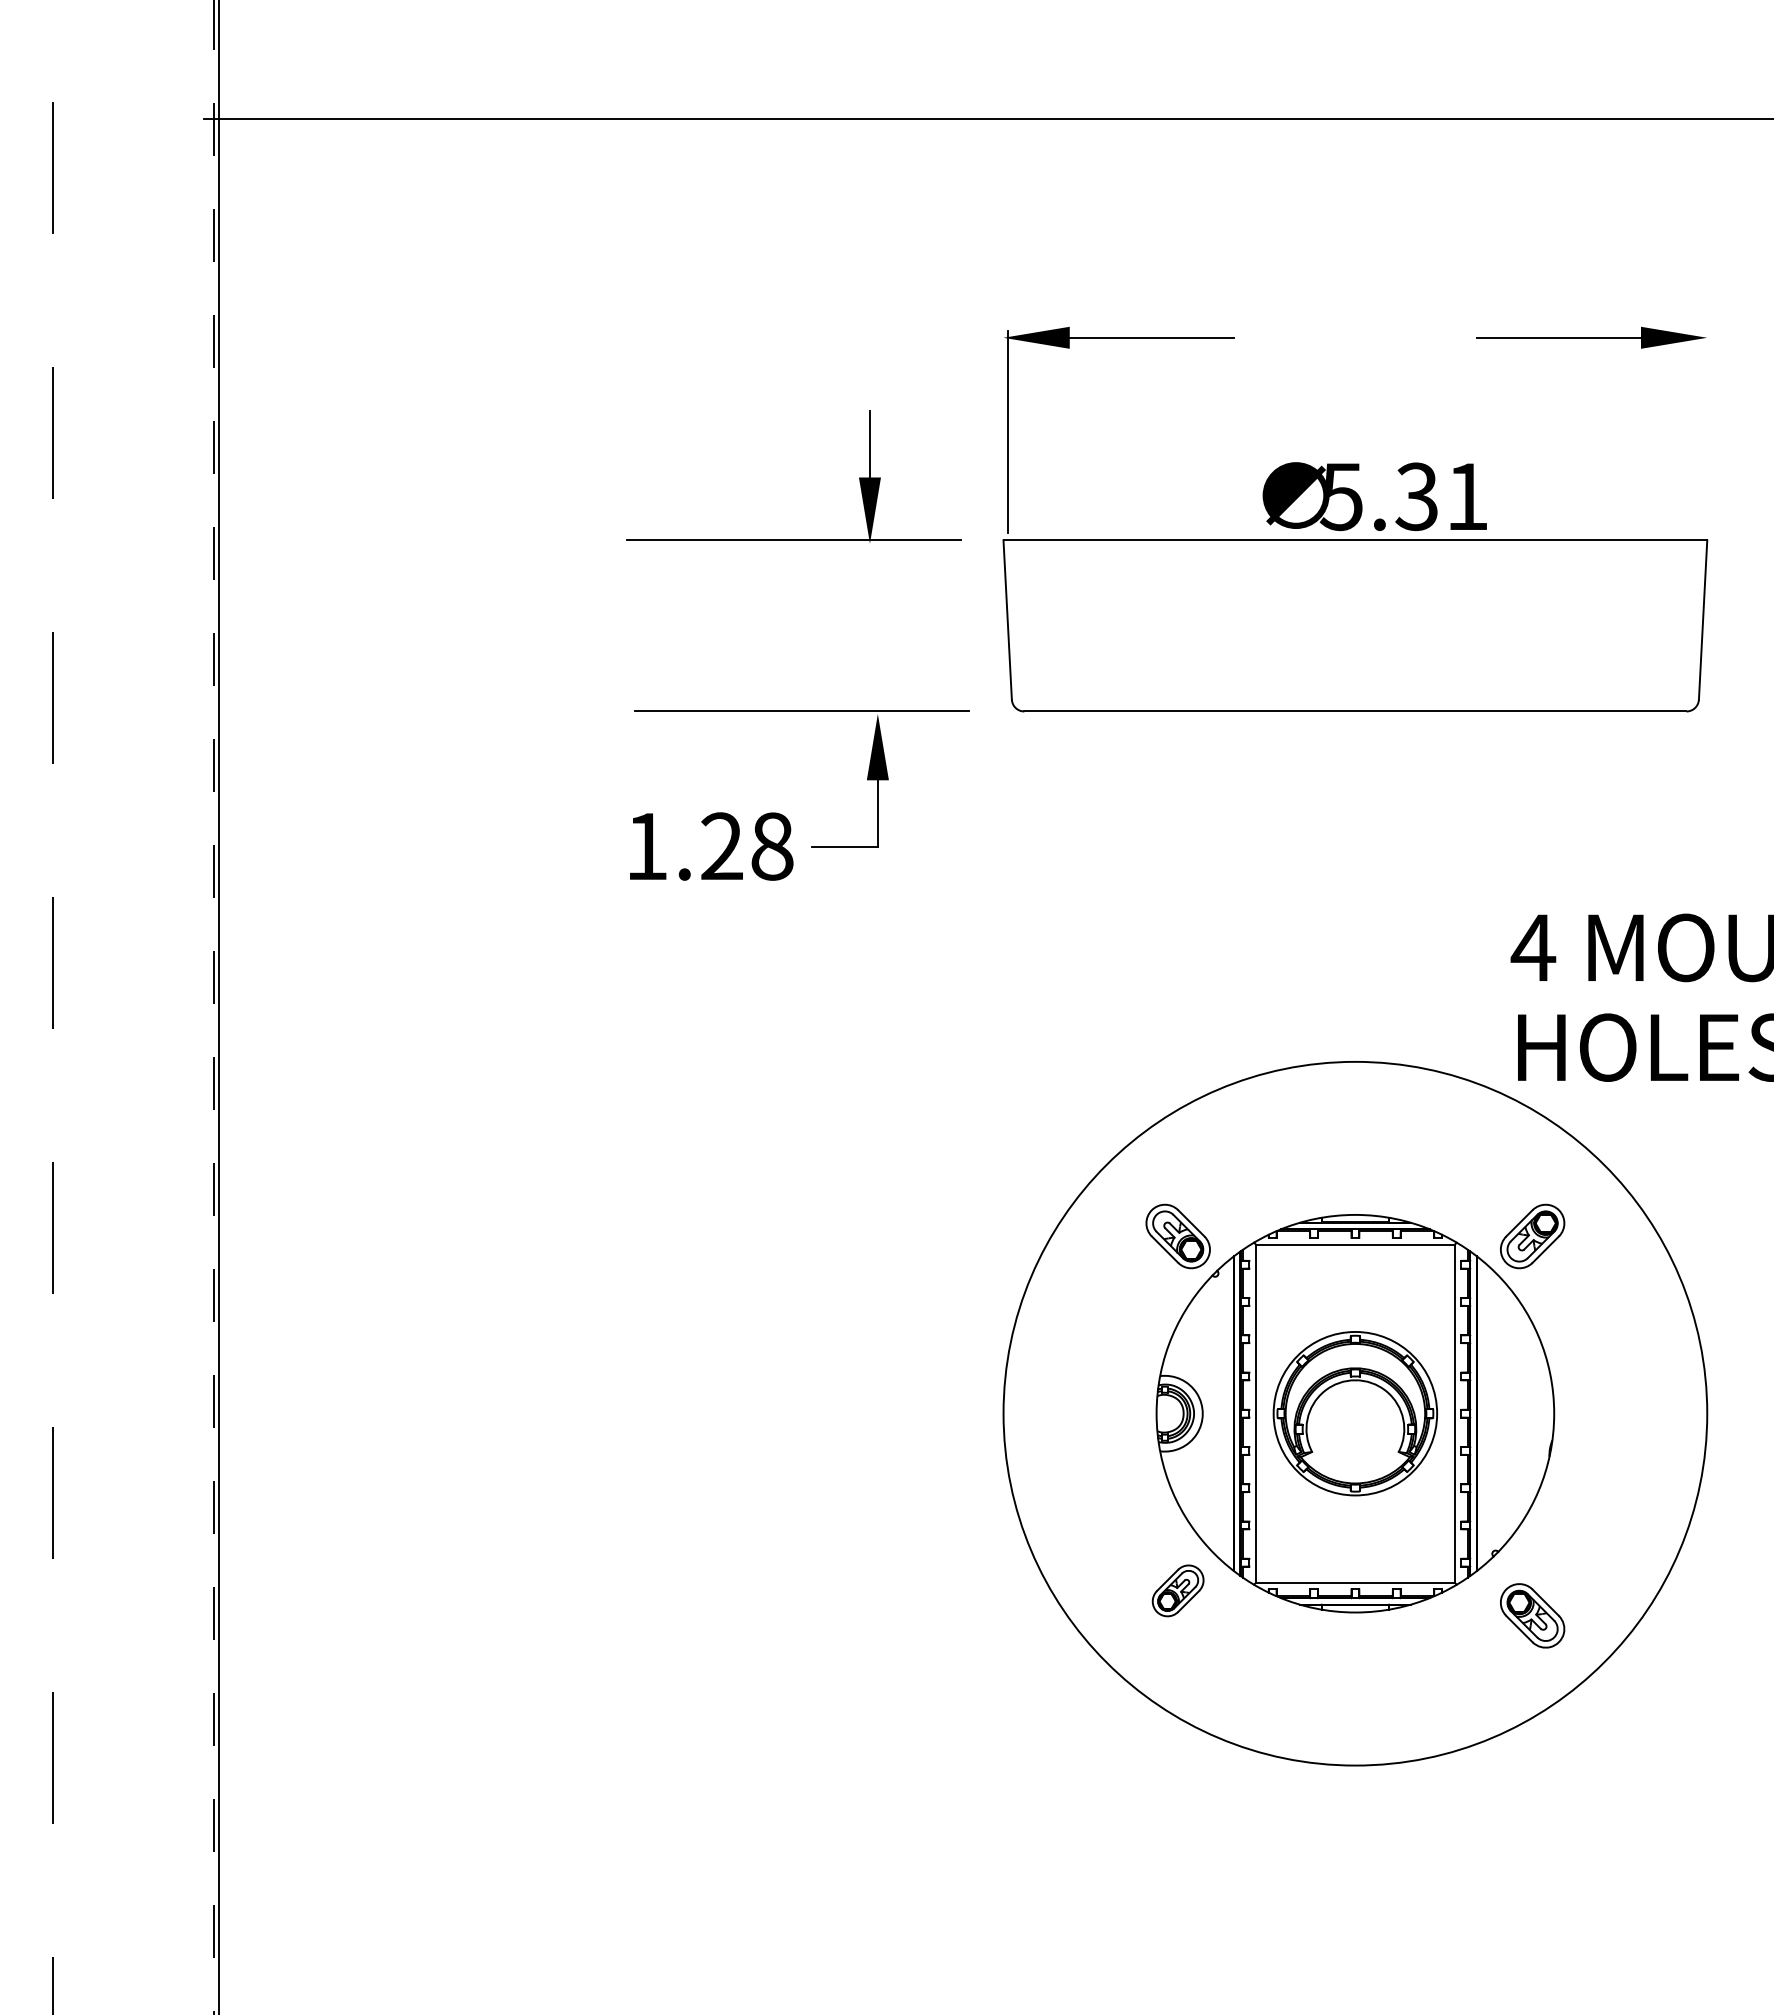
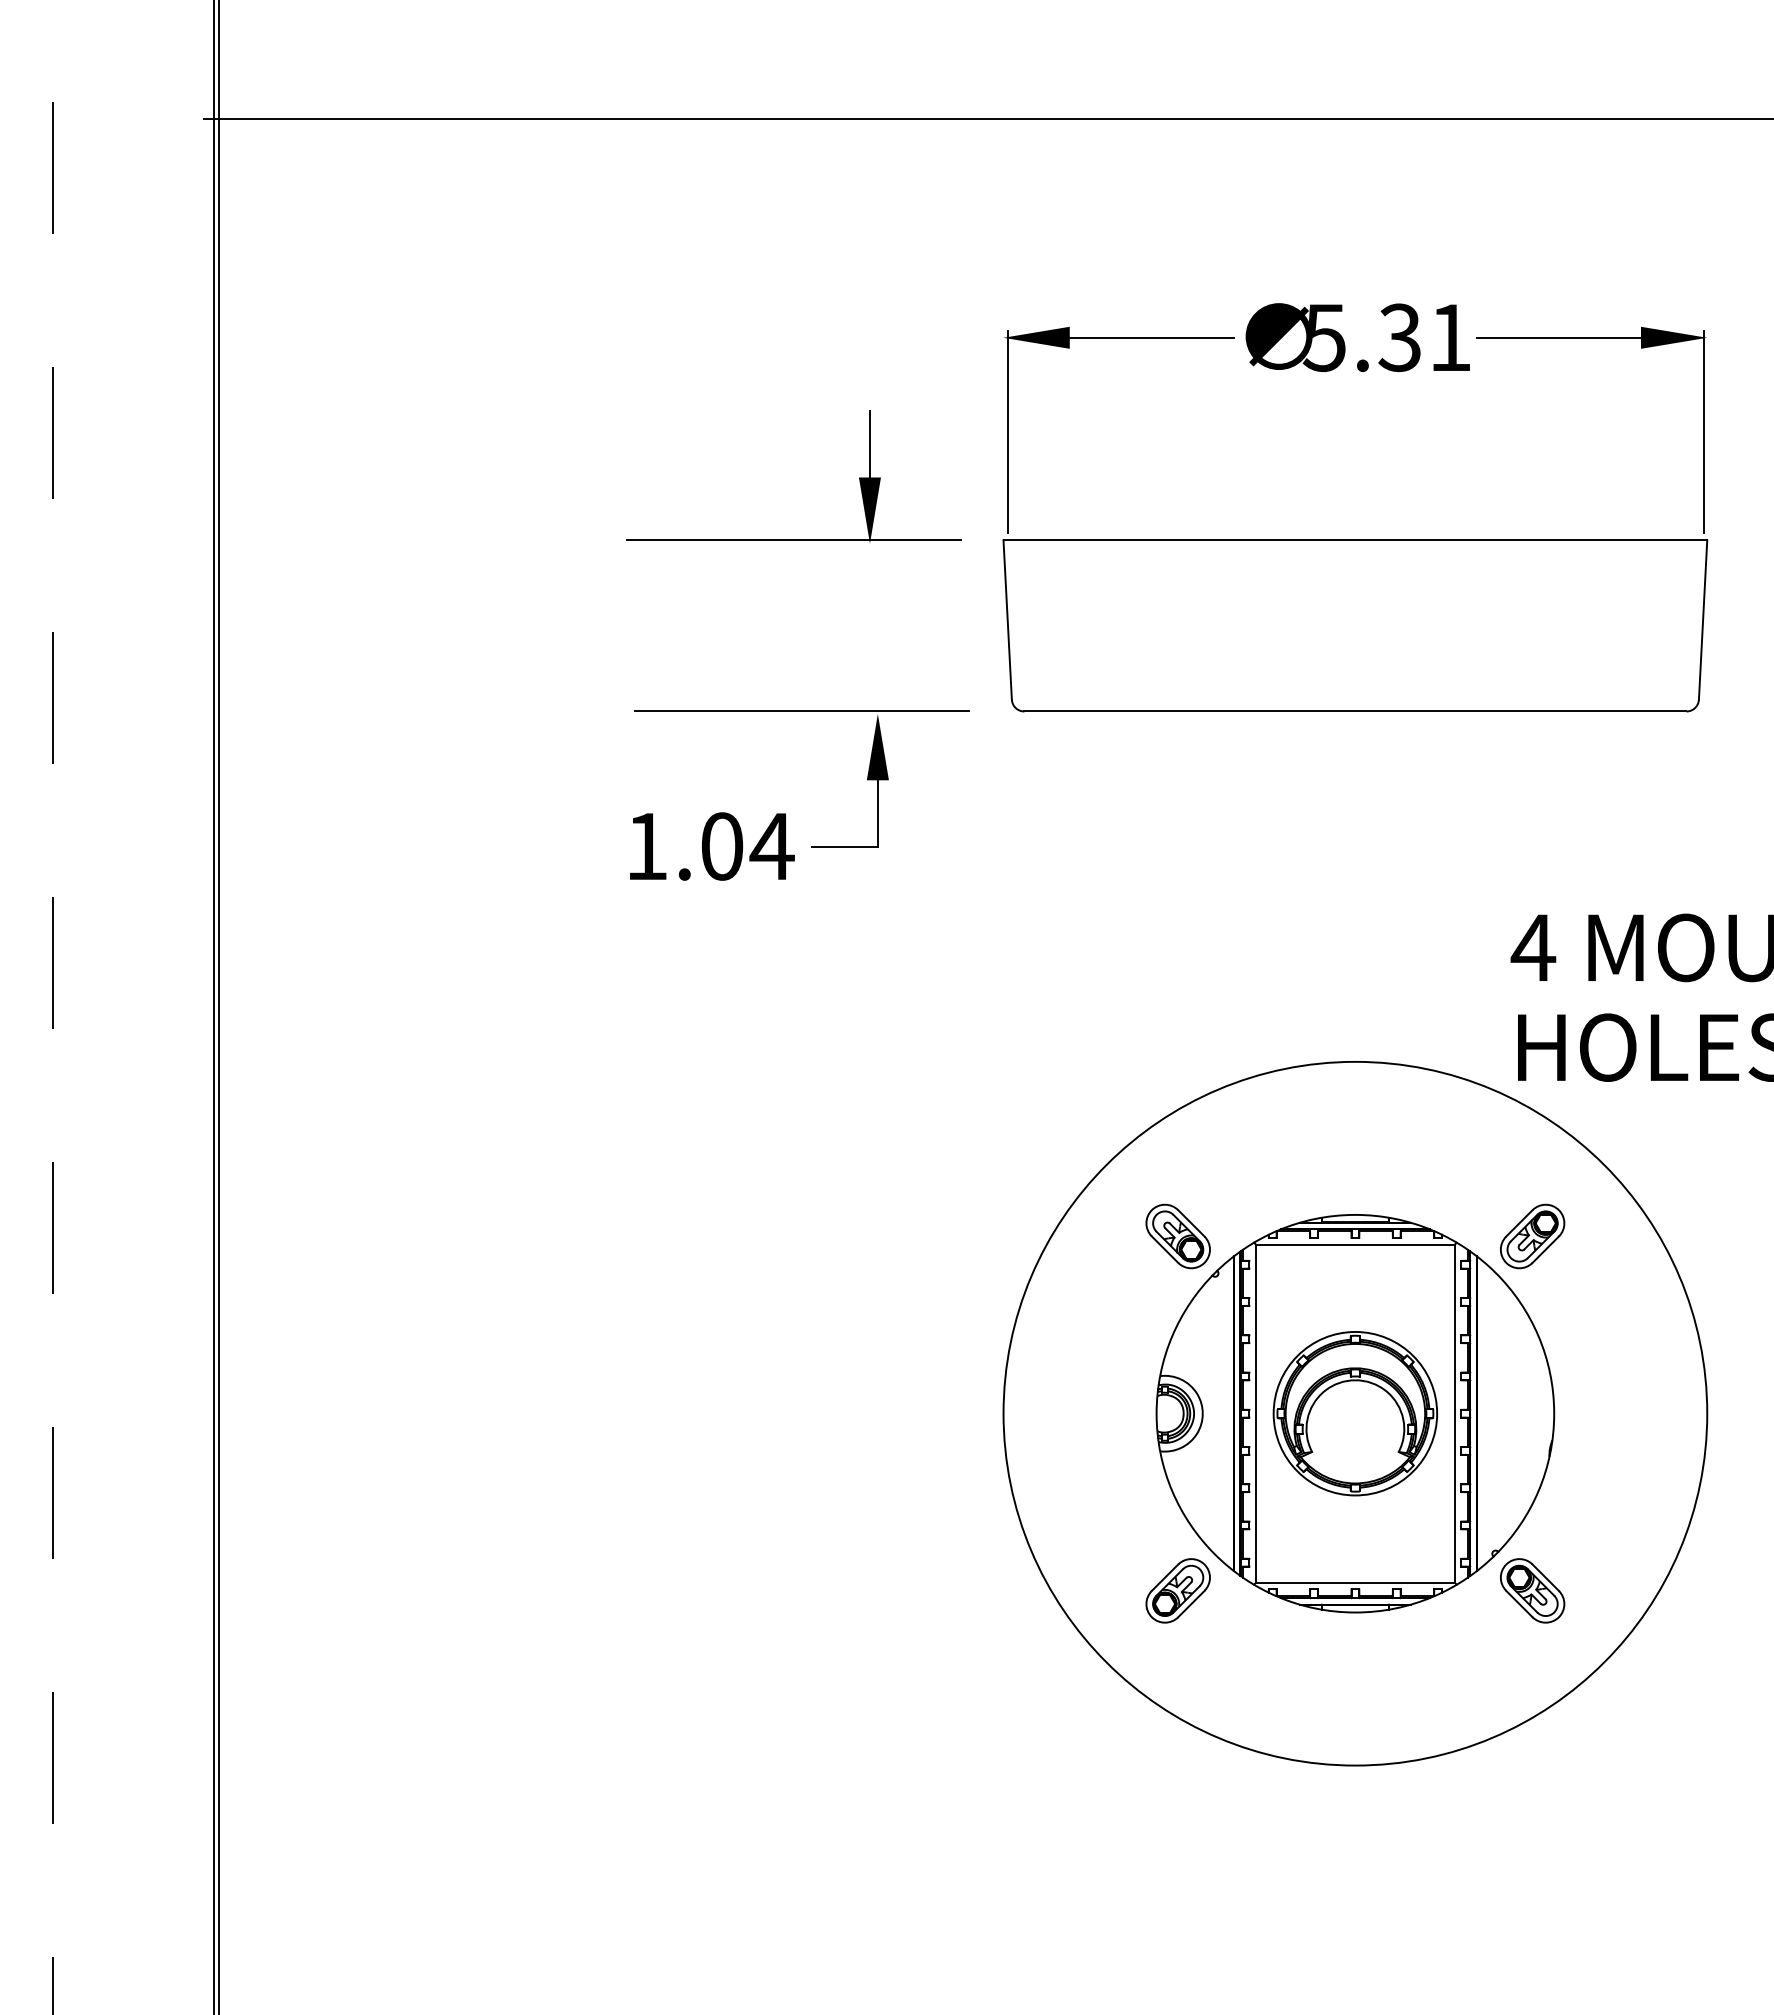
line: none -> present (1704, 431)
text position: (1374, 496) -> (1357, 337) (1357, 337)
text: 1.28 -> 1.04 (747, 846)
line: dashed -> solid (213, 1007)
part size: 54x54 px -> 66x66 px (1177, 1590)
part position: (1532, 1615) -> (1532, 1590) (1532, 1590)
